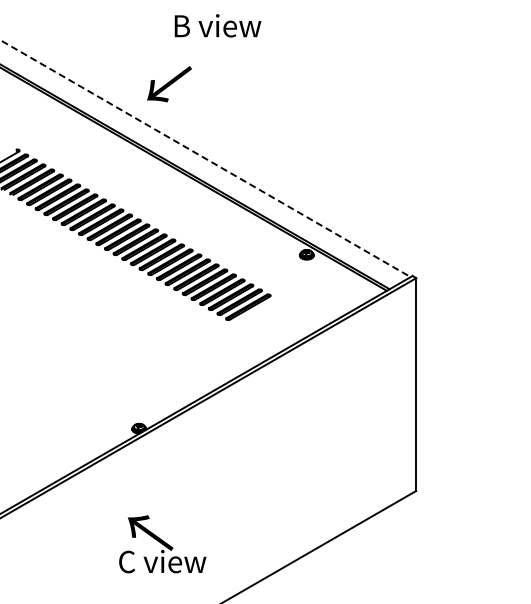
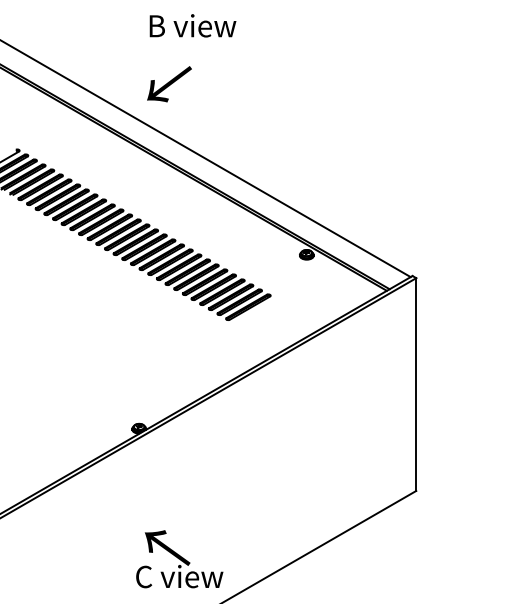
text position: (217, 25) -> (192, 25) (192, 25)
line: dashed -> solid (205, 158)
text position: (162, 544) -> (179, 559) (179, 559)
